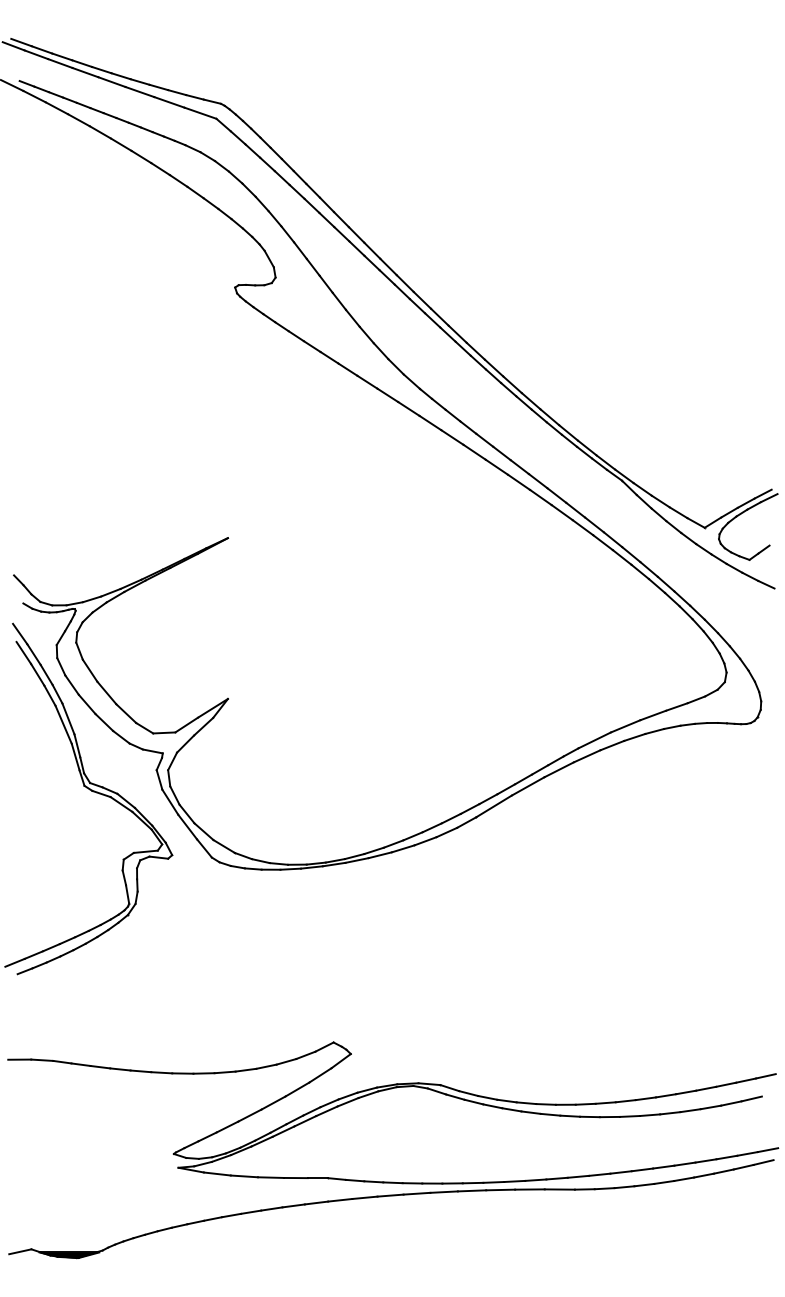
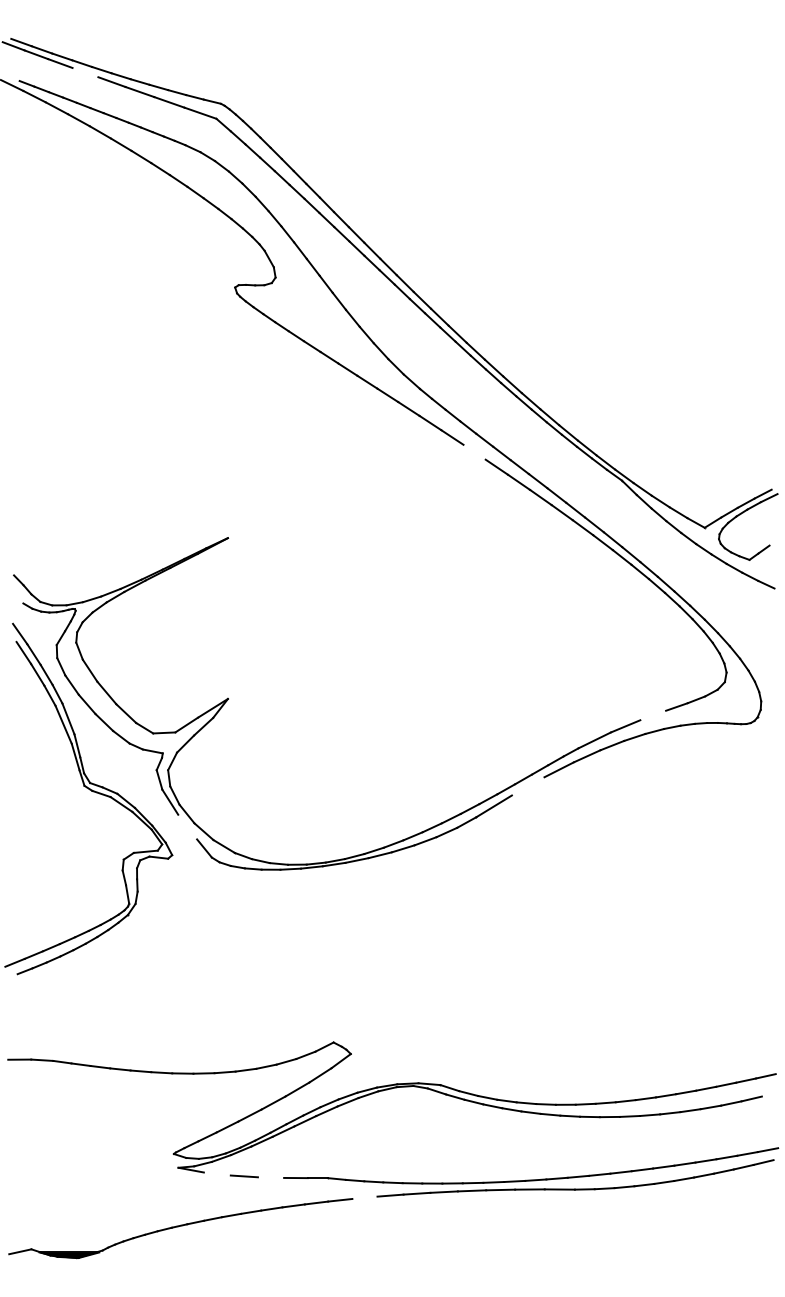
line: present -> none (85, 72)
line: present -> none (474, 451)
line: present -> none (653, 715)
line: present -> none (527, 786)
line: present -> none (187, 826)
line: present -> none (216, 1173)
line: present -> none (270, 1177)
line: present -> none (364, 1197)
